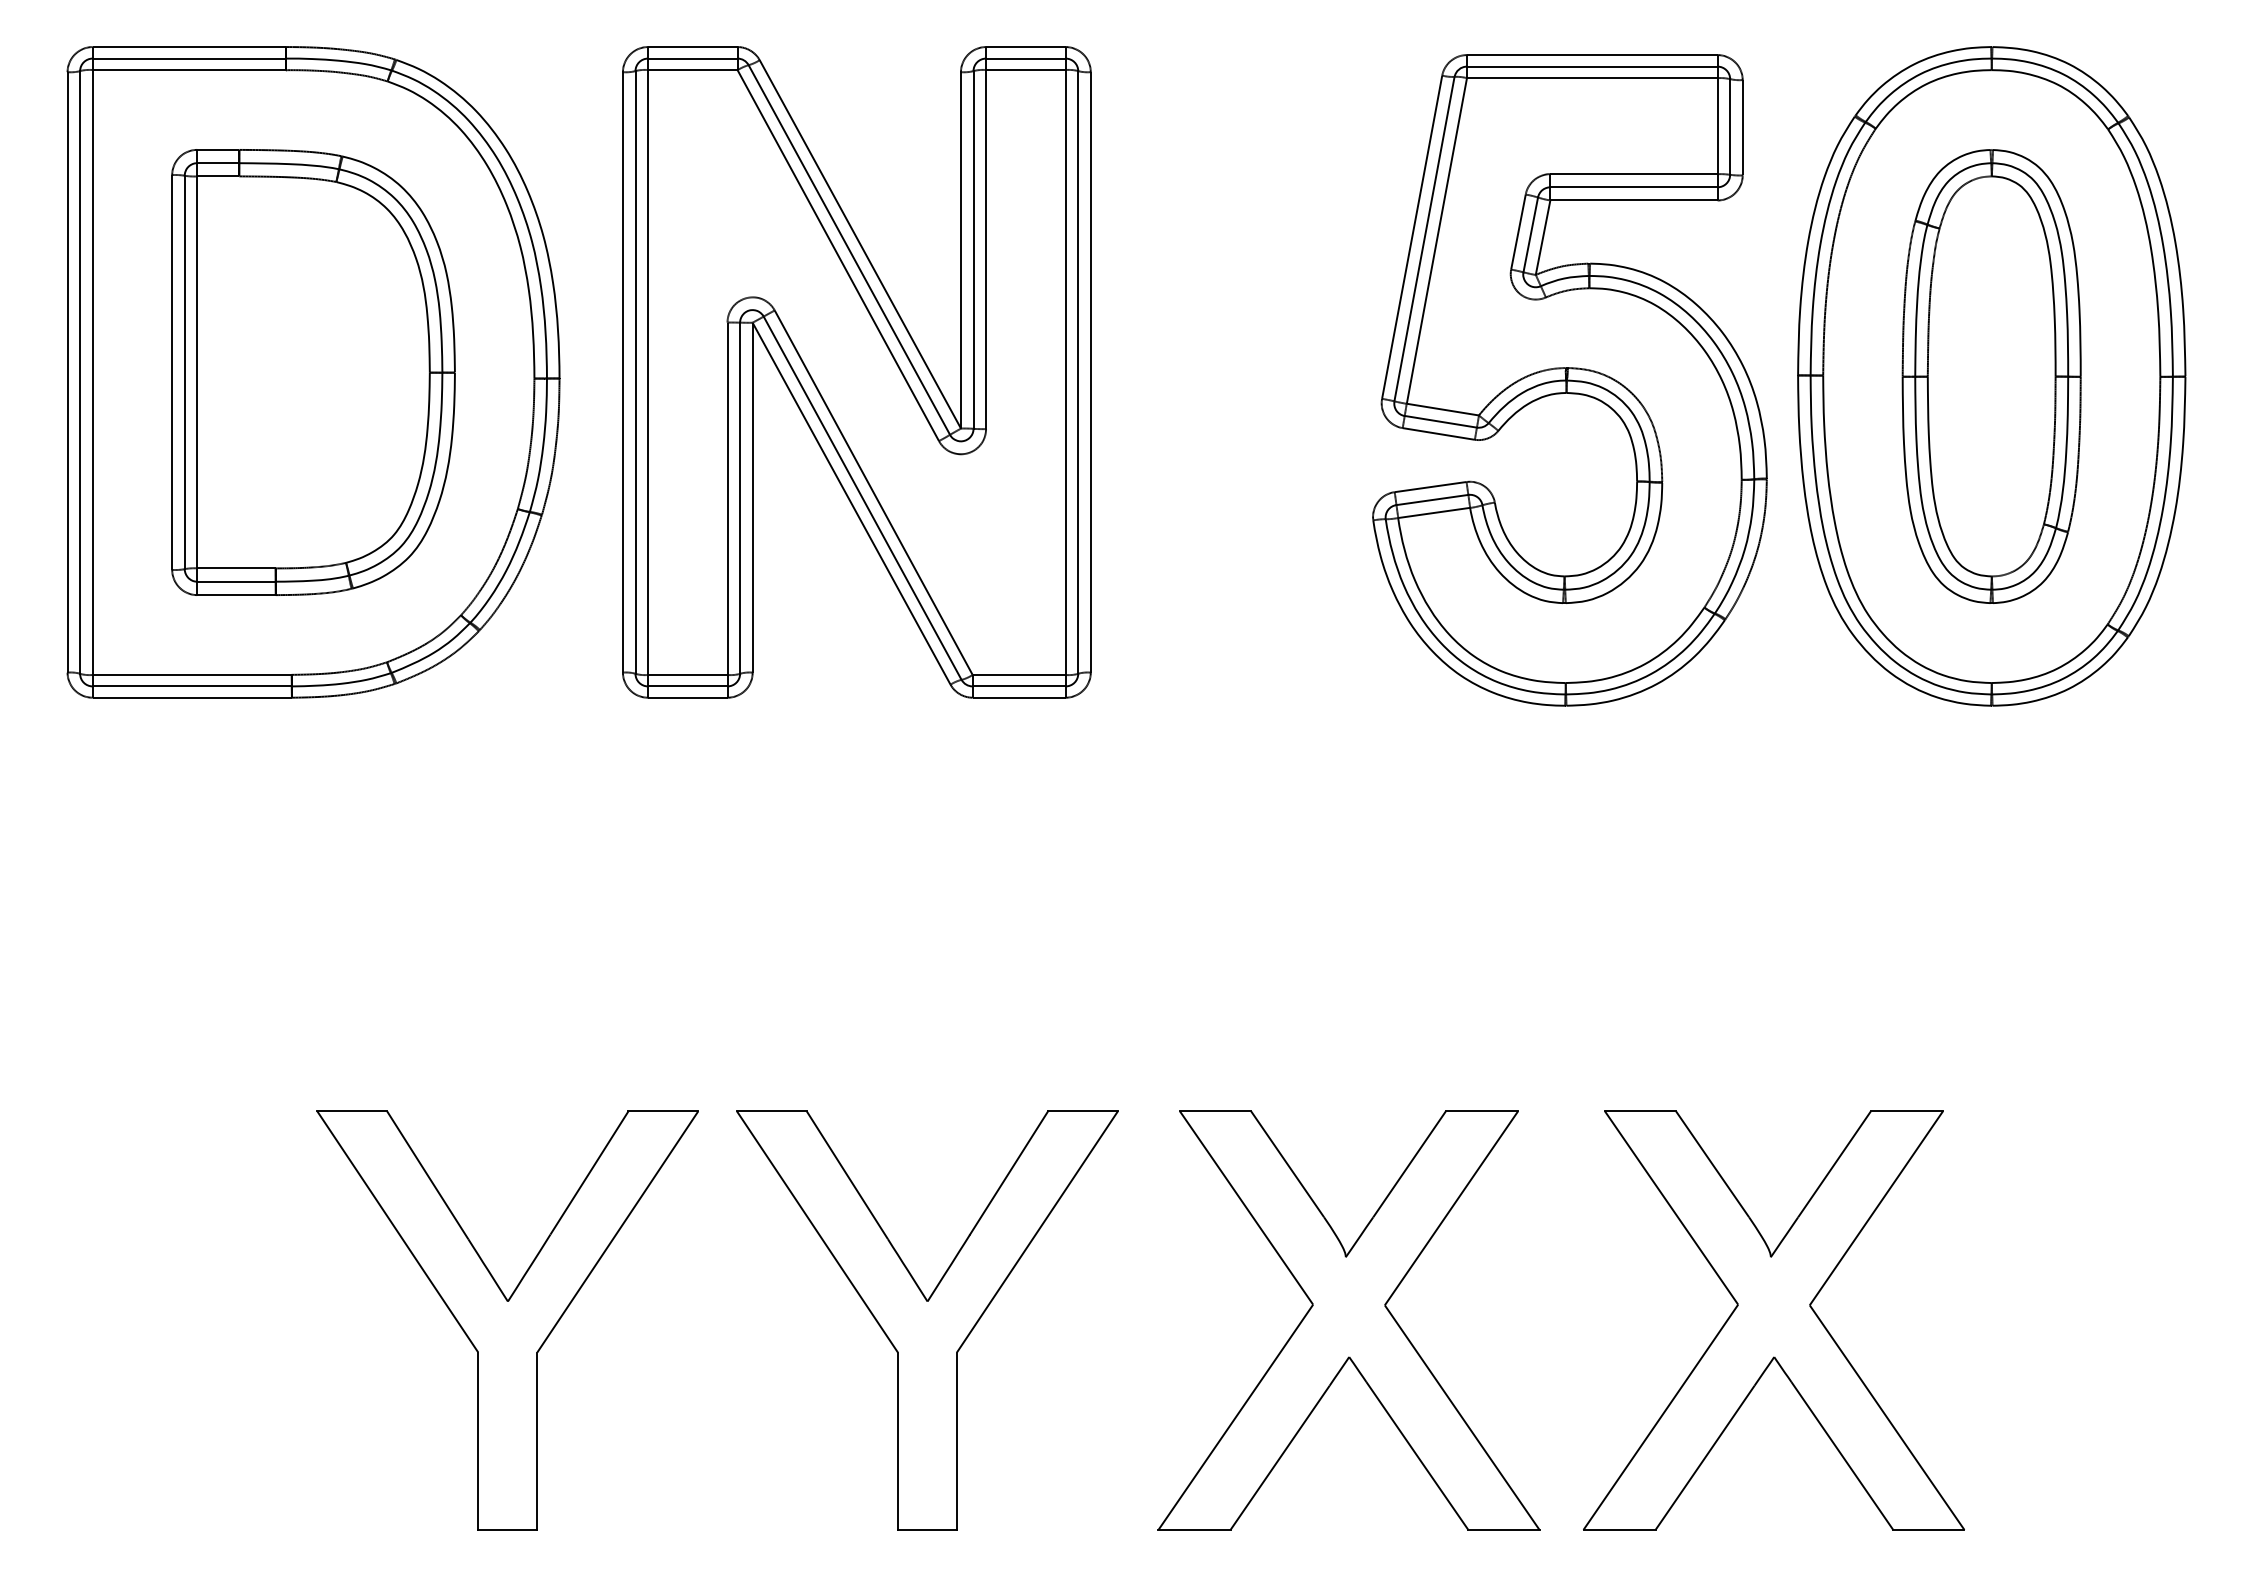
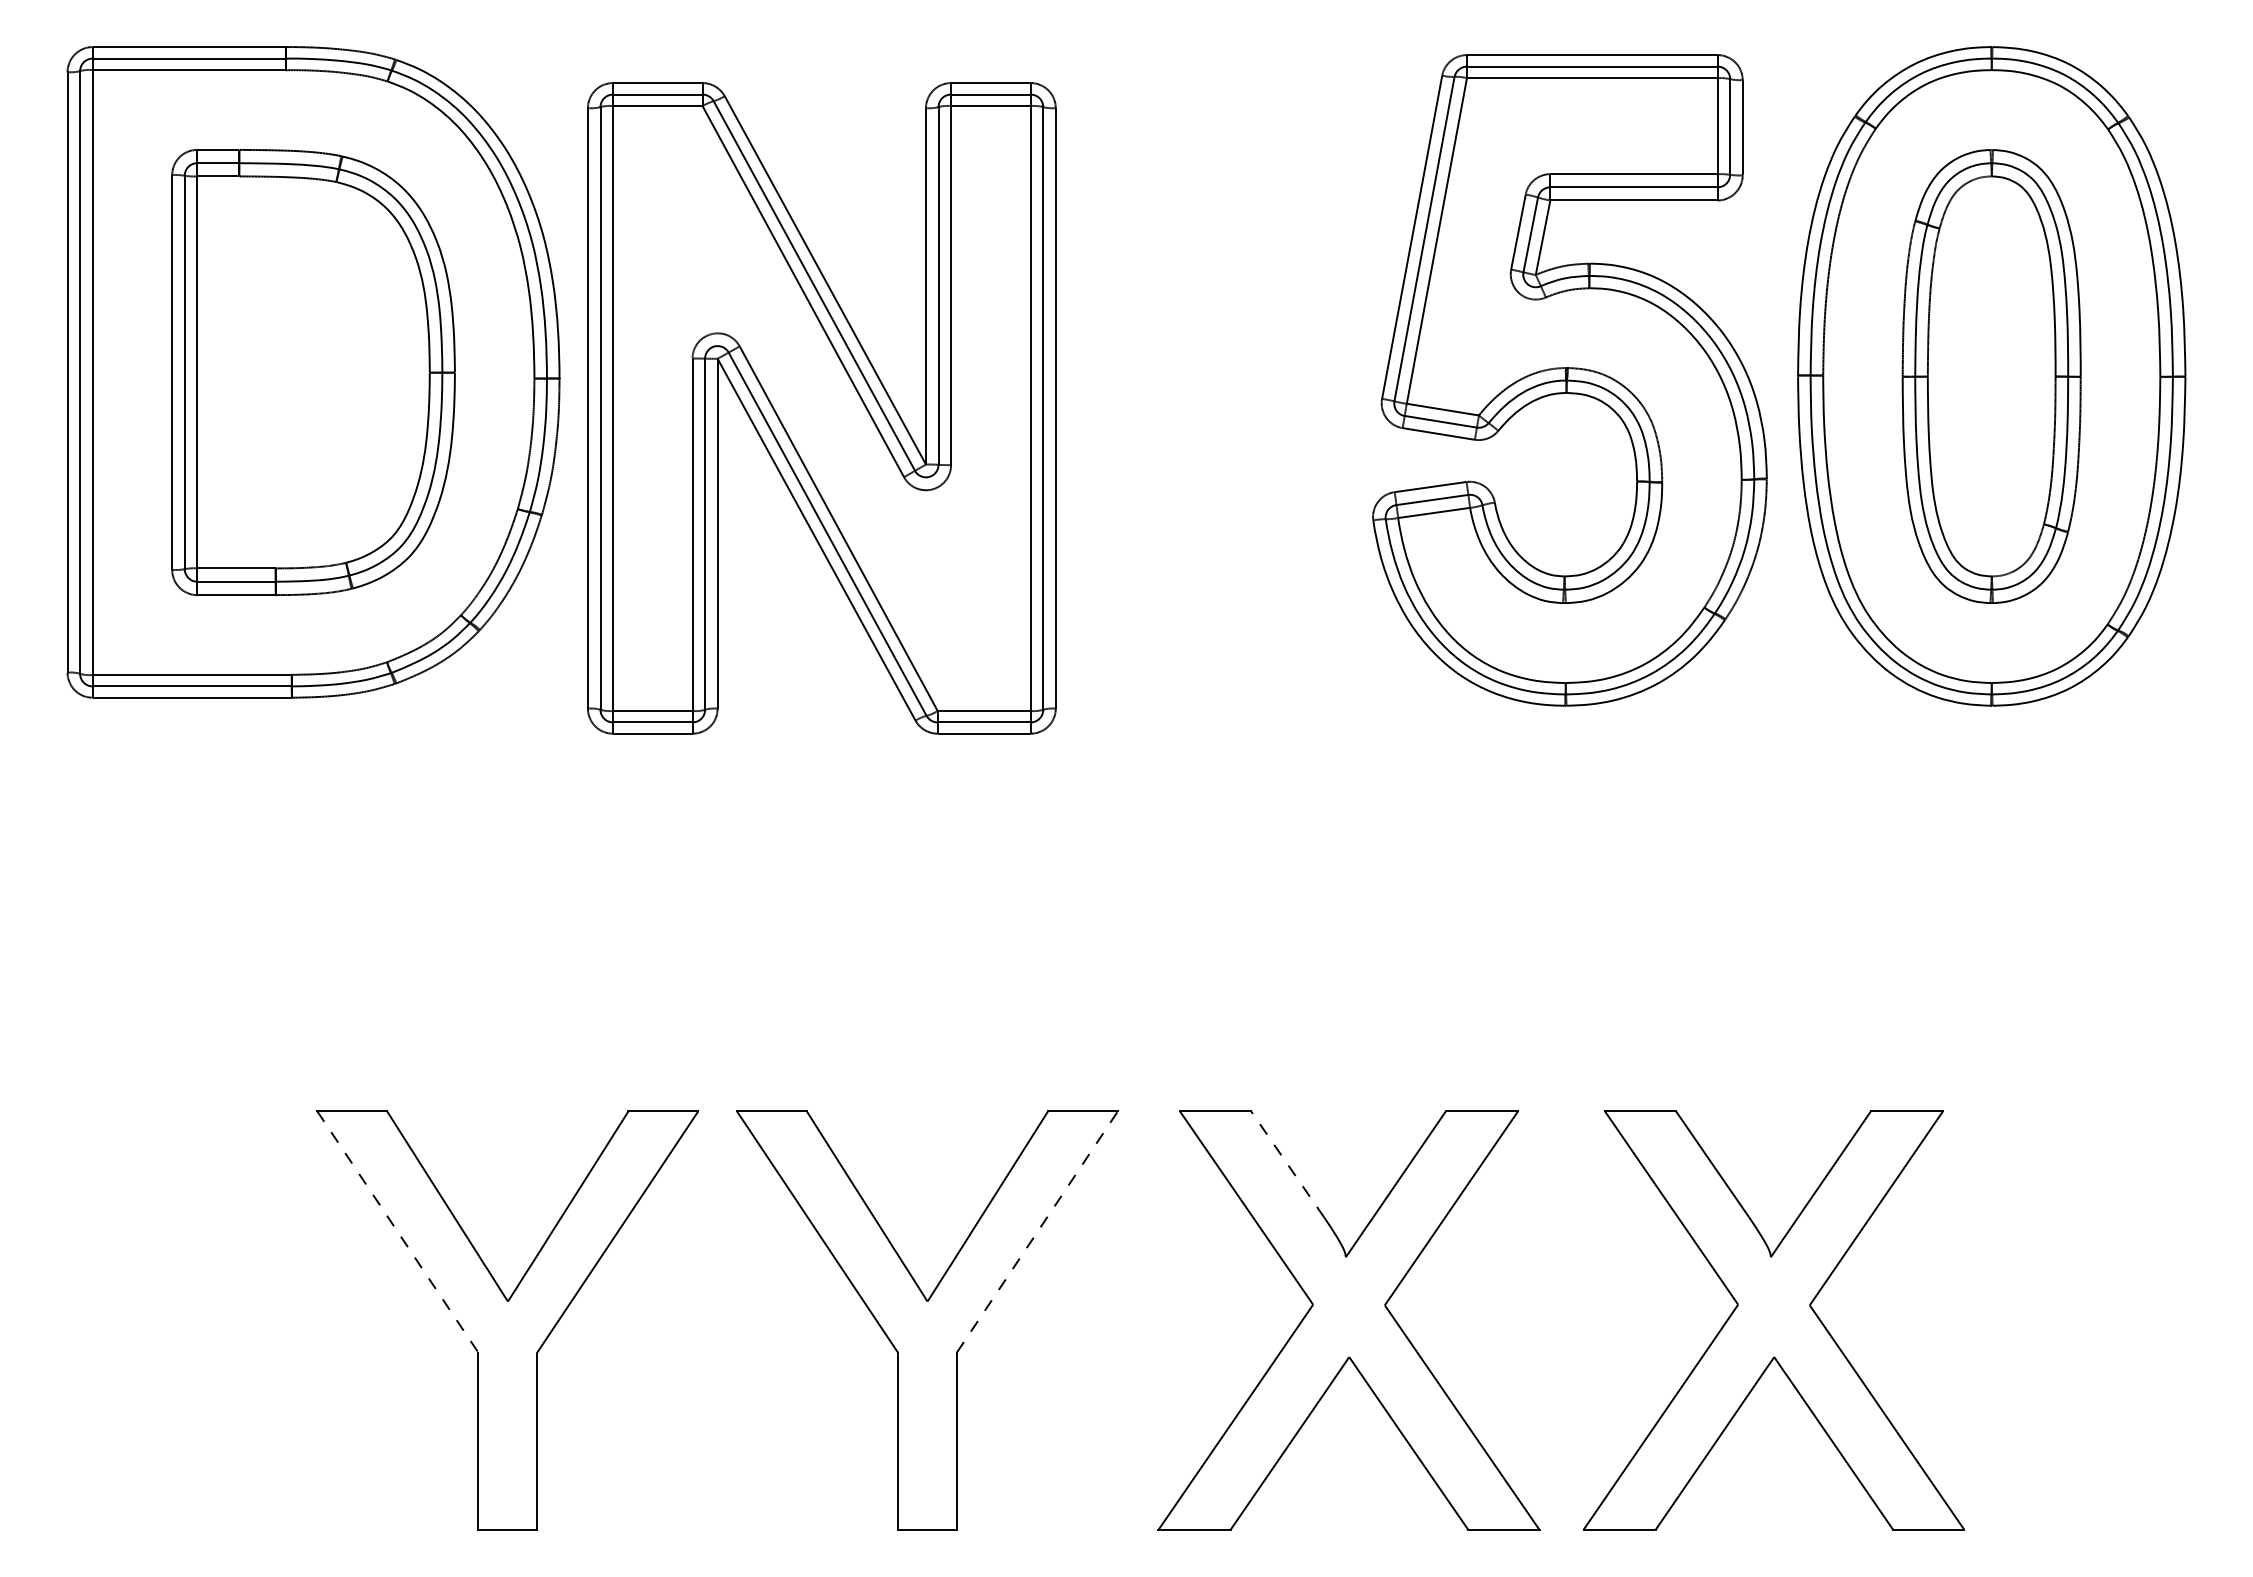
part position: (856, 372) -> (821, 408) (821, 408)
line: solid -> dashed (1287, 1164)
line: solid -> dashed (397, 1232)
line: solid -> dashed (1037, 1232)
